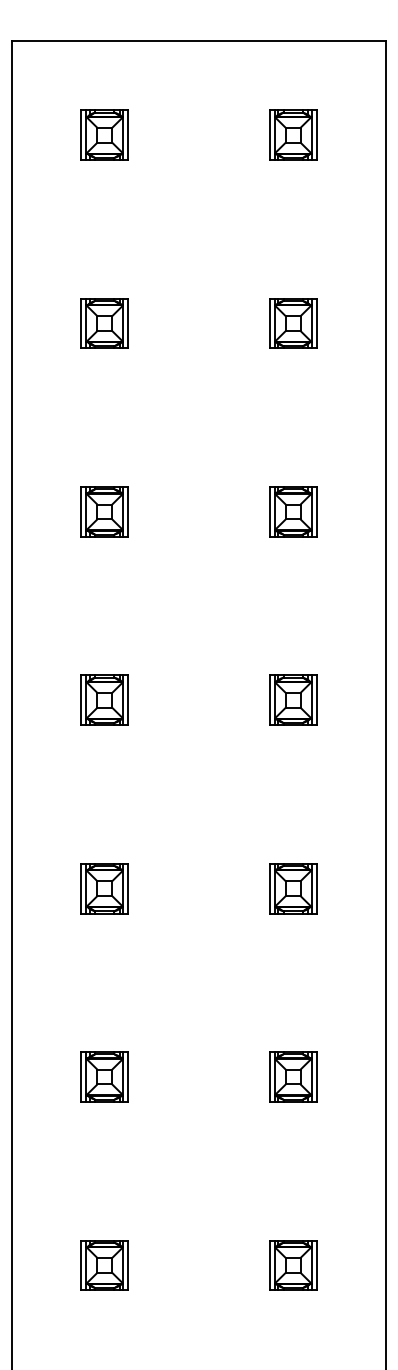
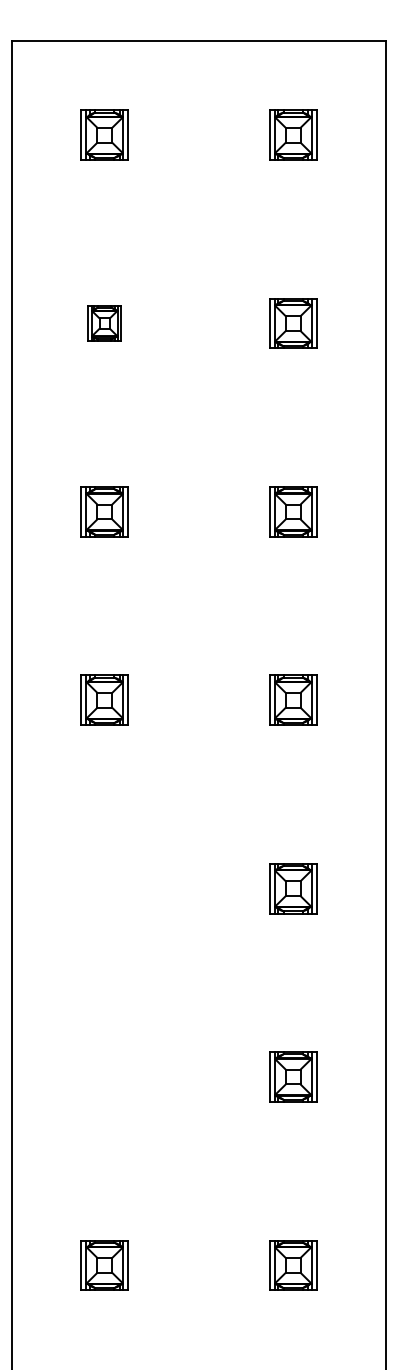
part size: 49x51 px -> 35x37 px (104, 323)
part: present -> none (104, 888)
part: present -> none (104, 1076)
